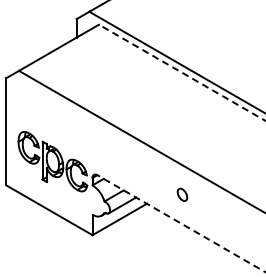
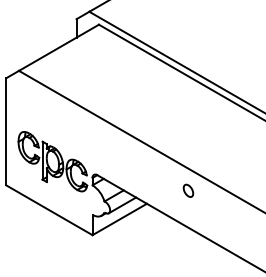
line: dashed -> solid (181, 72)
part position: (182, 194) -> (188, 190) (188, 190)
line: dashed -> solid (181, 223)
